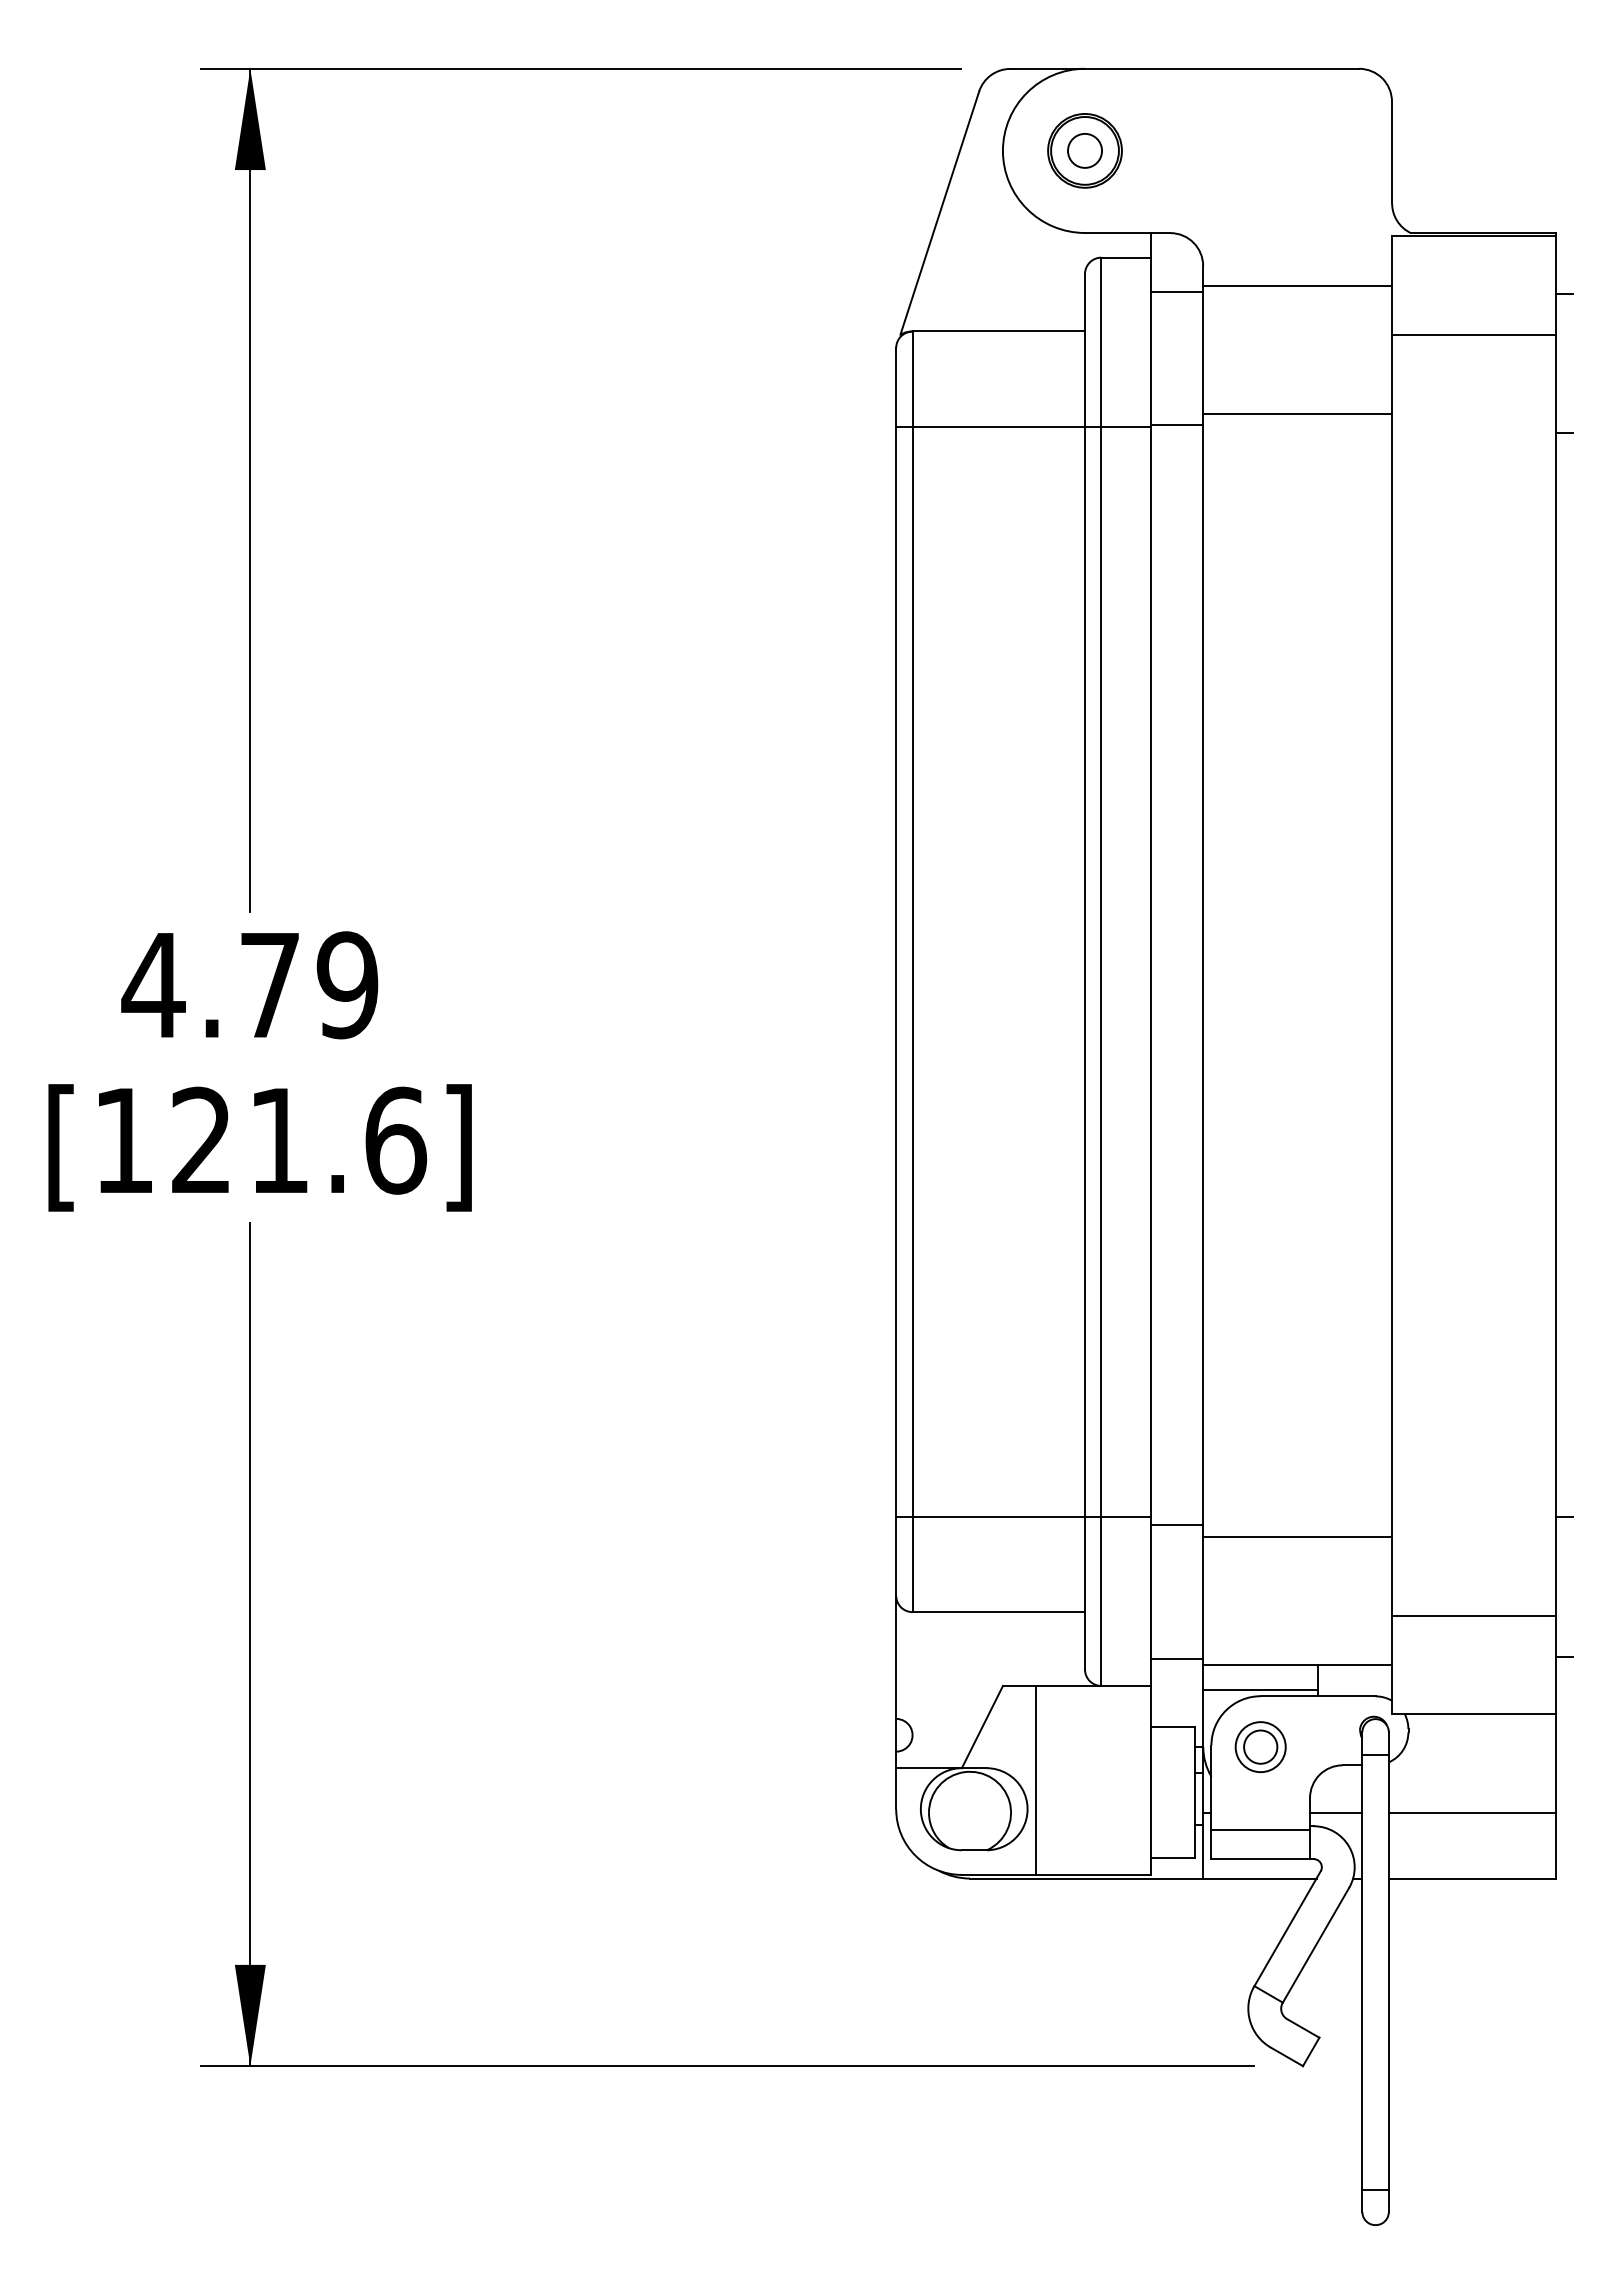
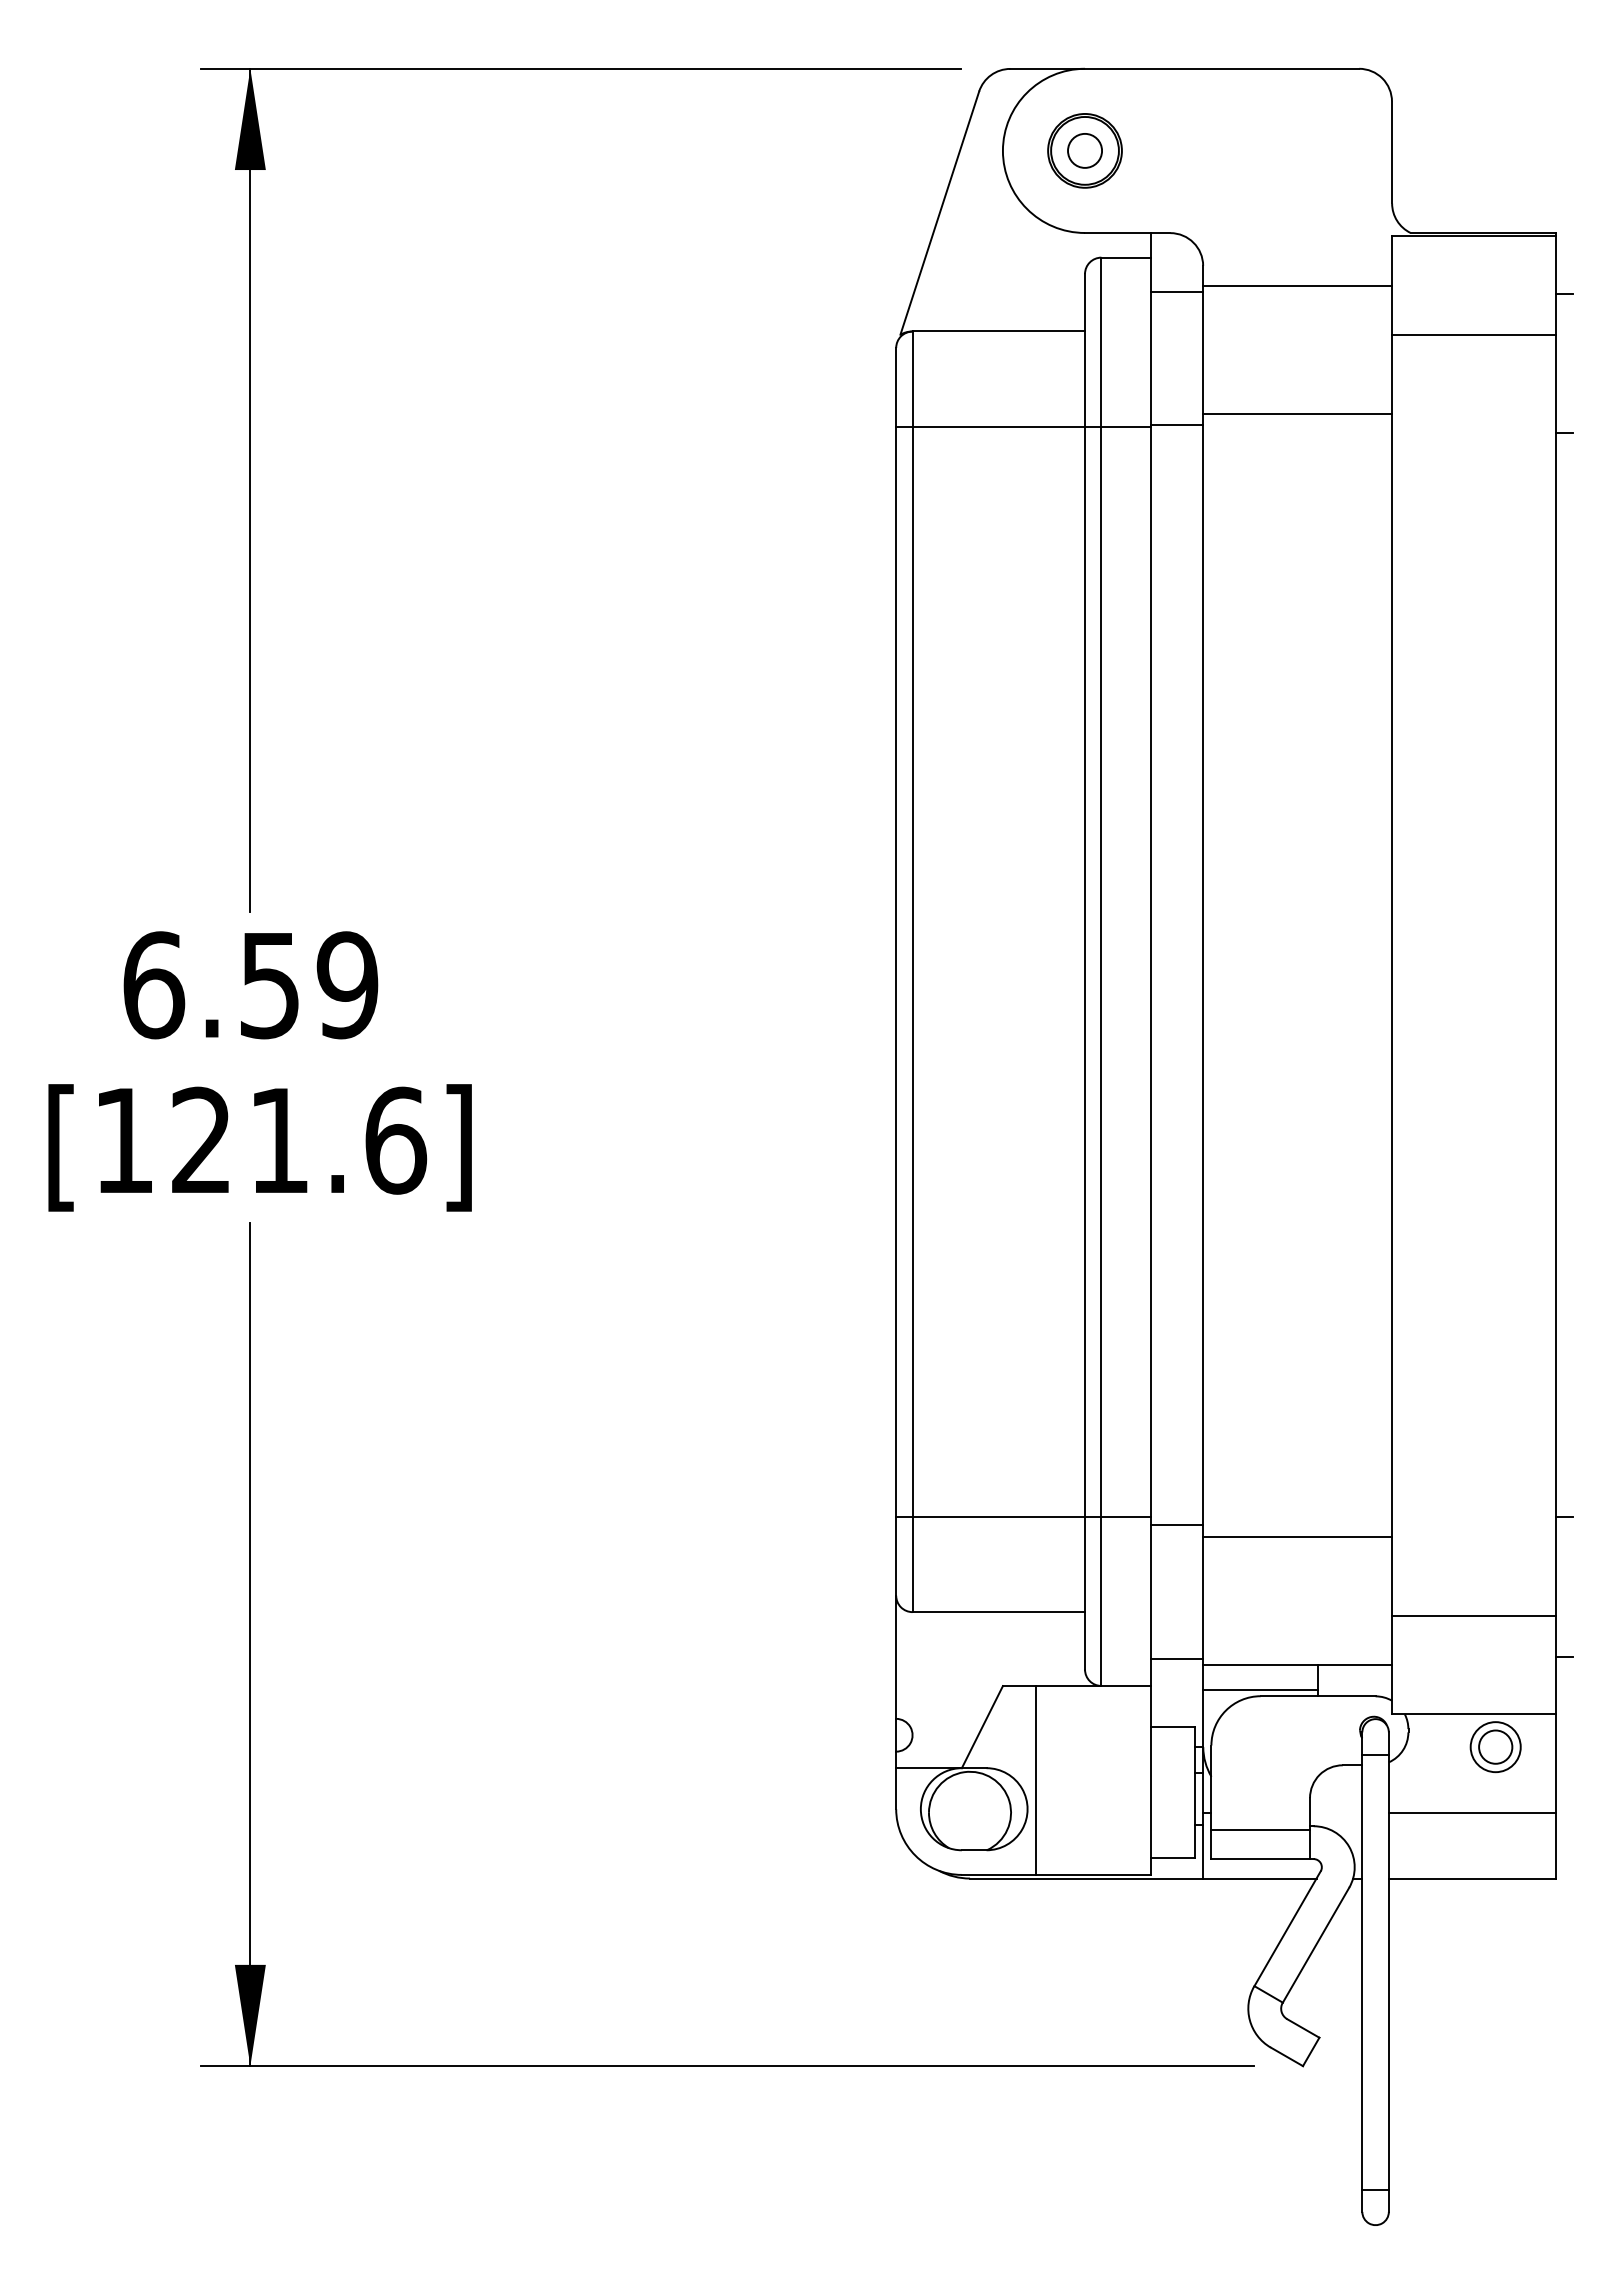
text: 4.79 -> 6.59 (209, 985)
part position: (1260, 1747) -> (1495, 1747) (1495, 1747)
line: present -> none (1336, 1812)
